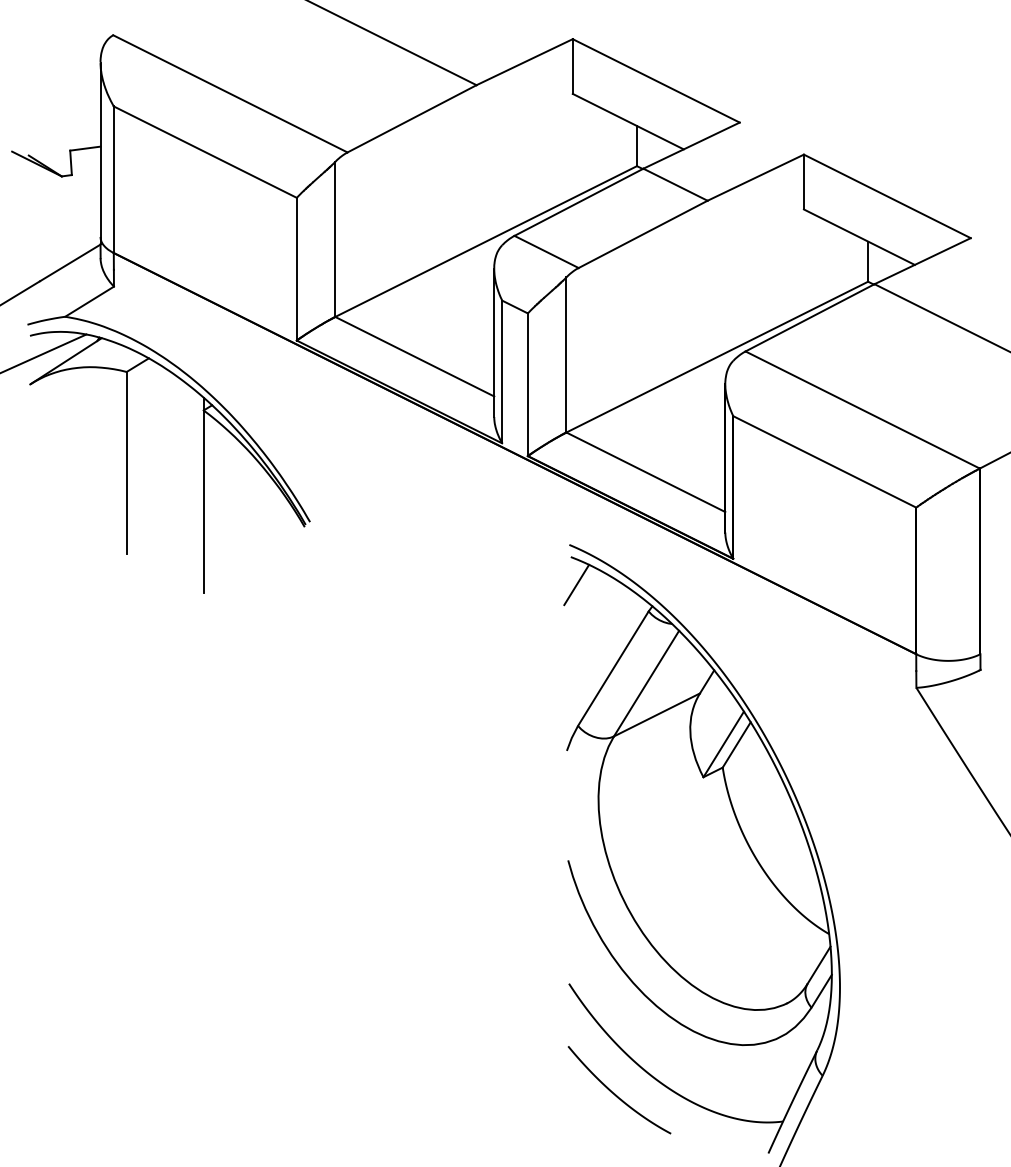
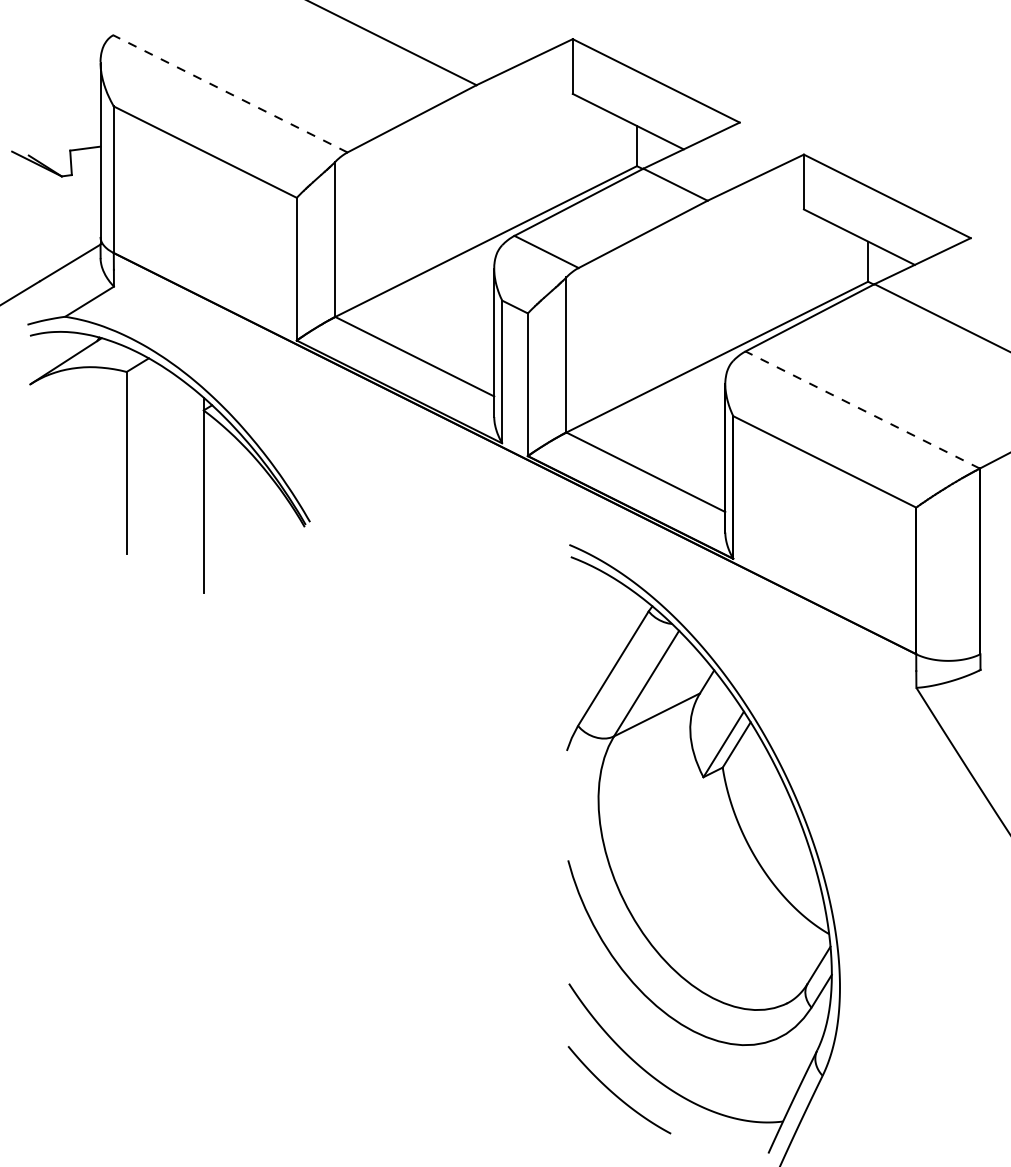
line: solid -> dashed (230, 93)
line: present -> none (44, 353)
line: solid -> dashed (862, 410)
line: present -> none (576, 584)
